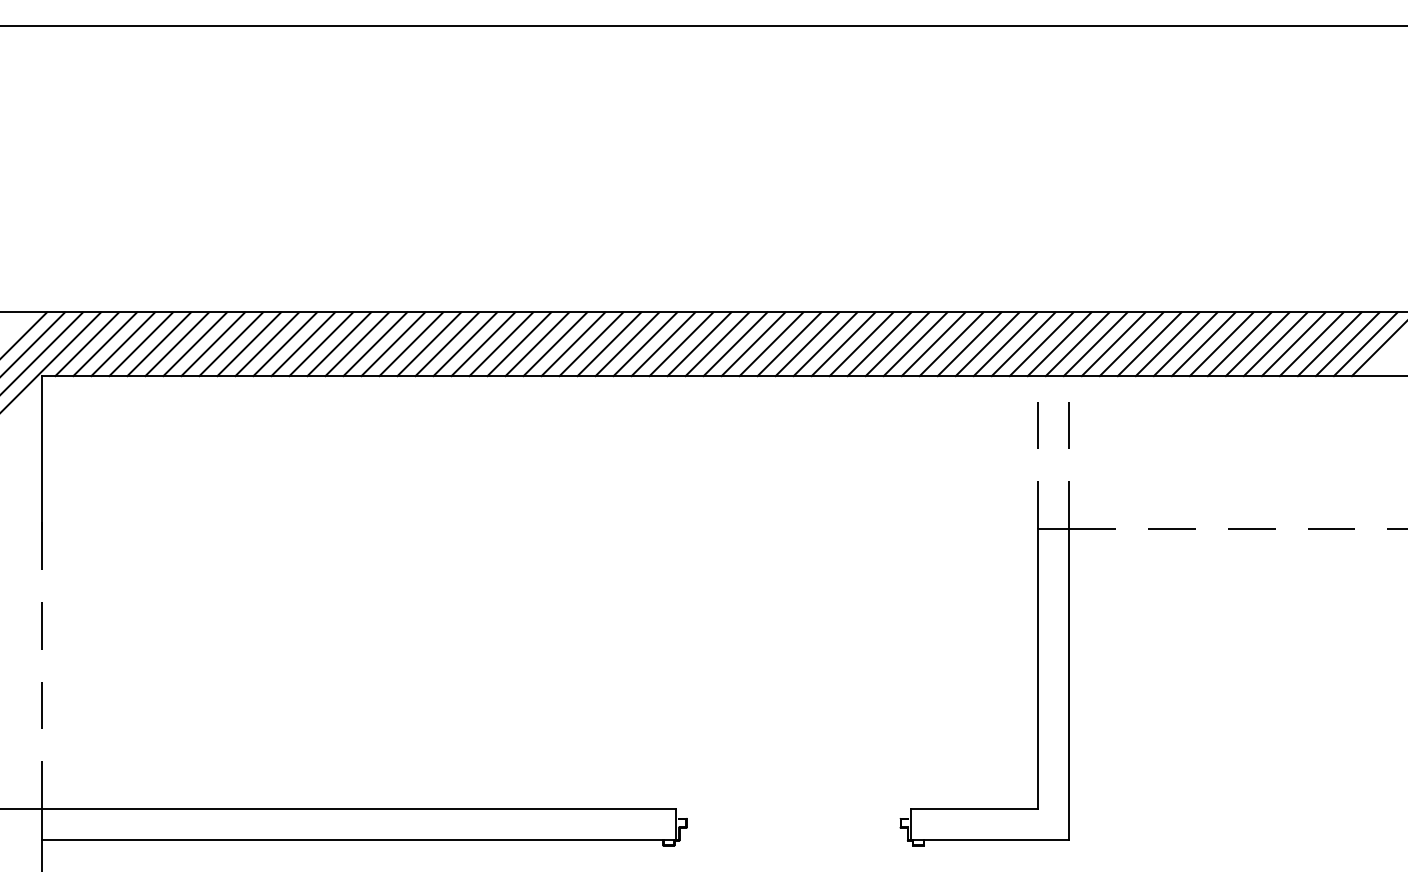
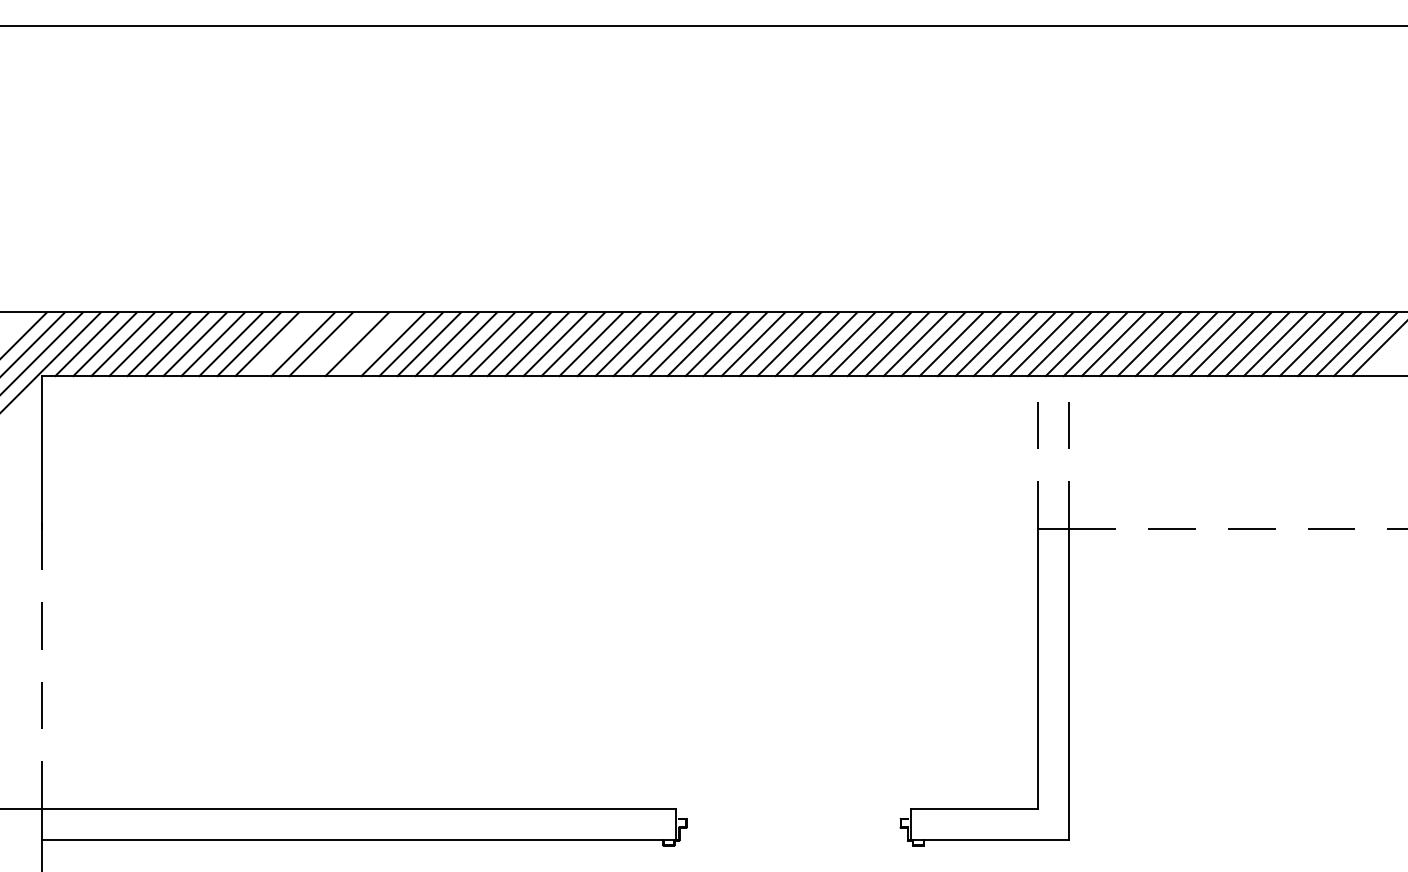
line: present -> none (285, 344)
line: present -> none (339, 344)
line: present -> none (375, 344)
